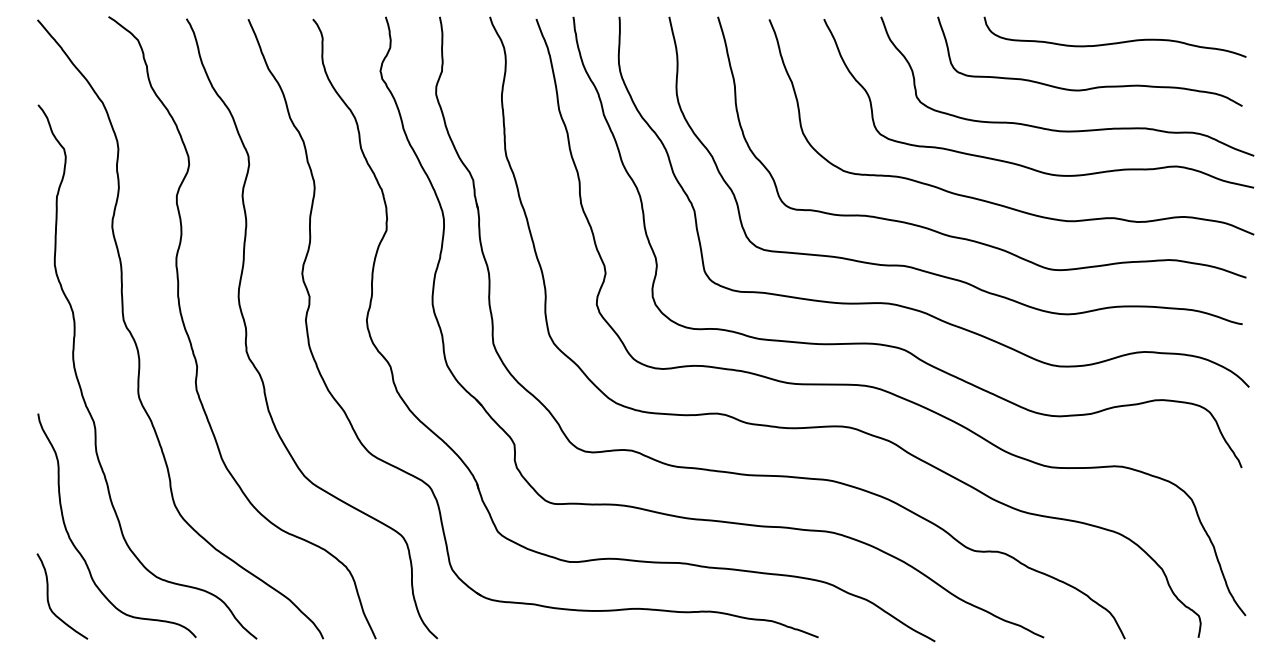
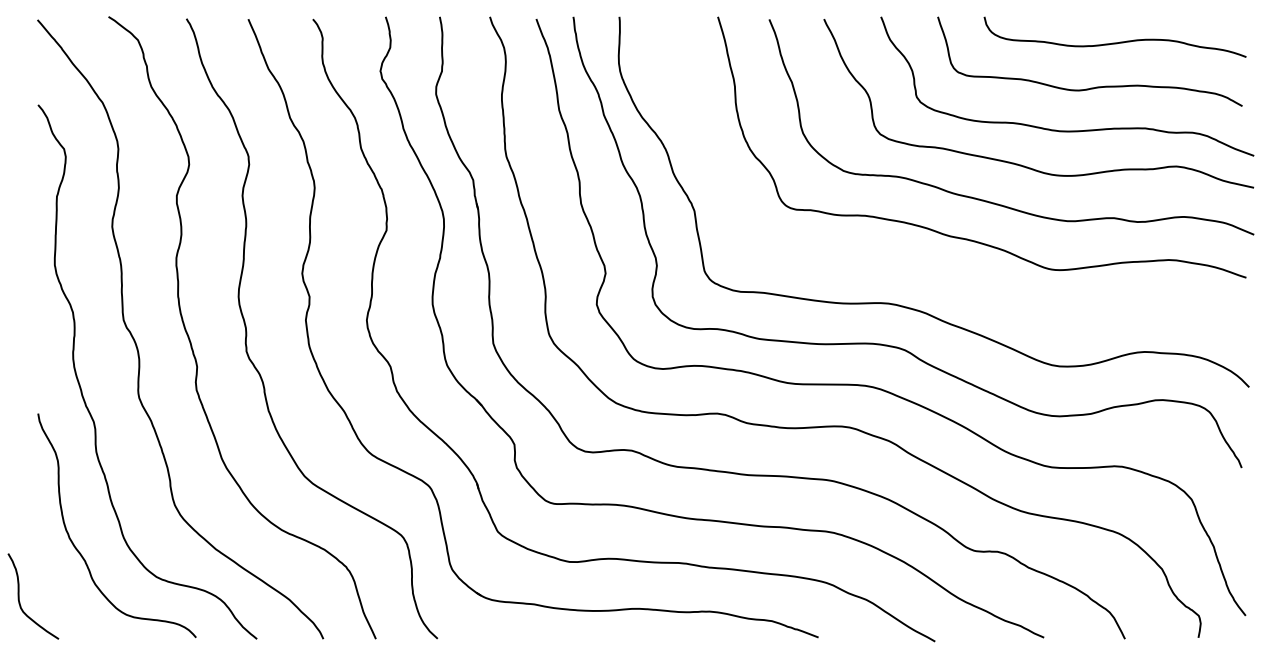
curve: present -> none (926, 270)
curve position: (48, 596) -> (19, 596) (19, 596)
